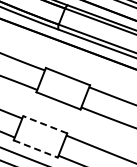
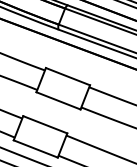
line: dashed -> solid (45, 124)
line: dashed -> solid (35, 148)
